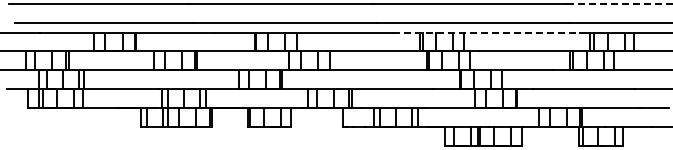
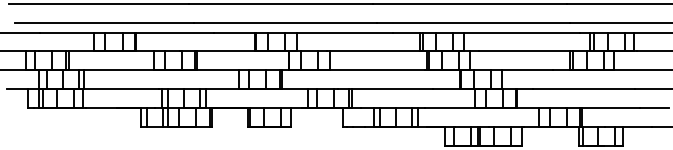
line: dashed -> solid (619, 4)
line: dashed -> solid (486, 32)
